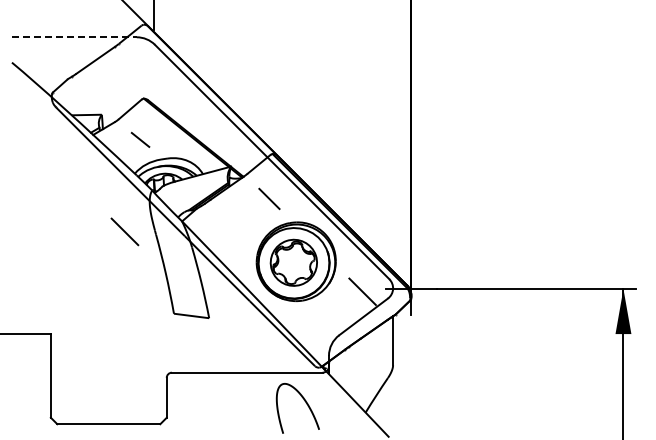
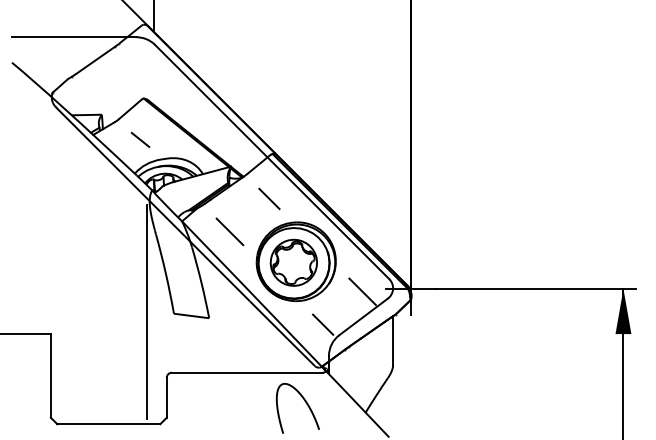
line: dashed -> solid (74, 37)
line position: (124, 231) -> (229, 231) (229, 231)
line: none -> present (147, 311)
line: none -> present (323, 324)
